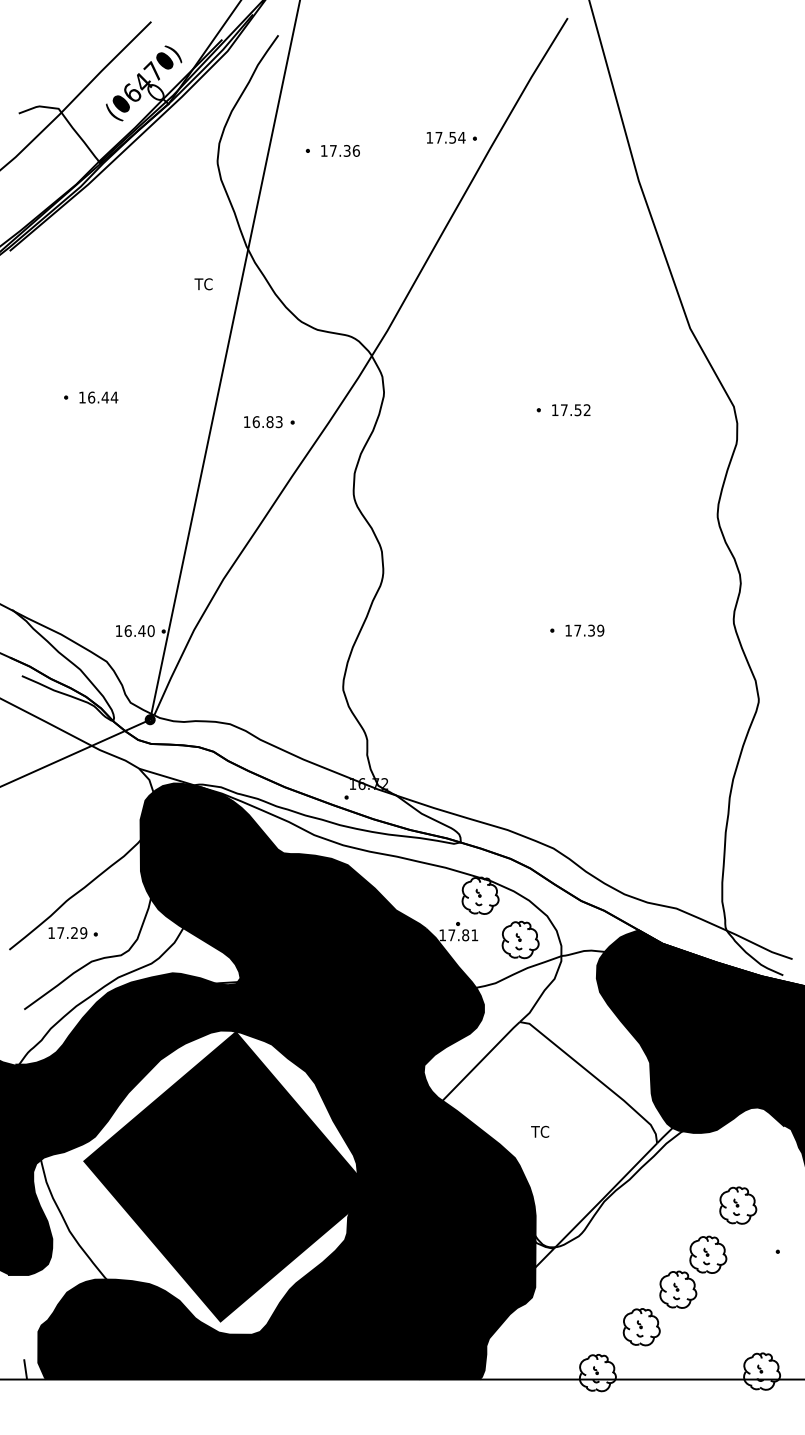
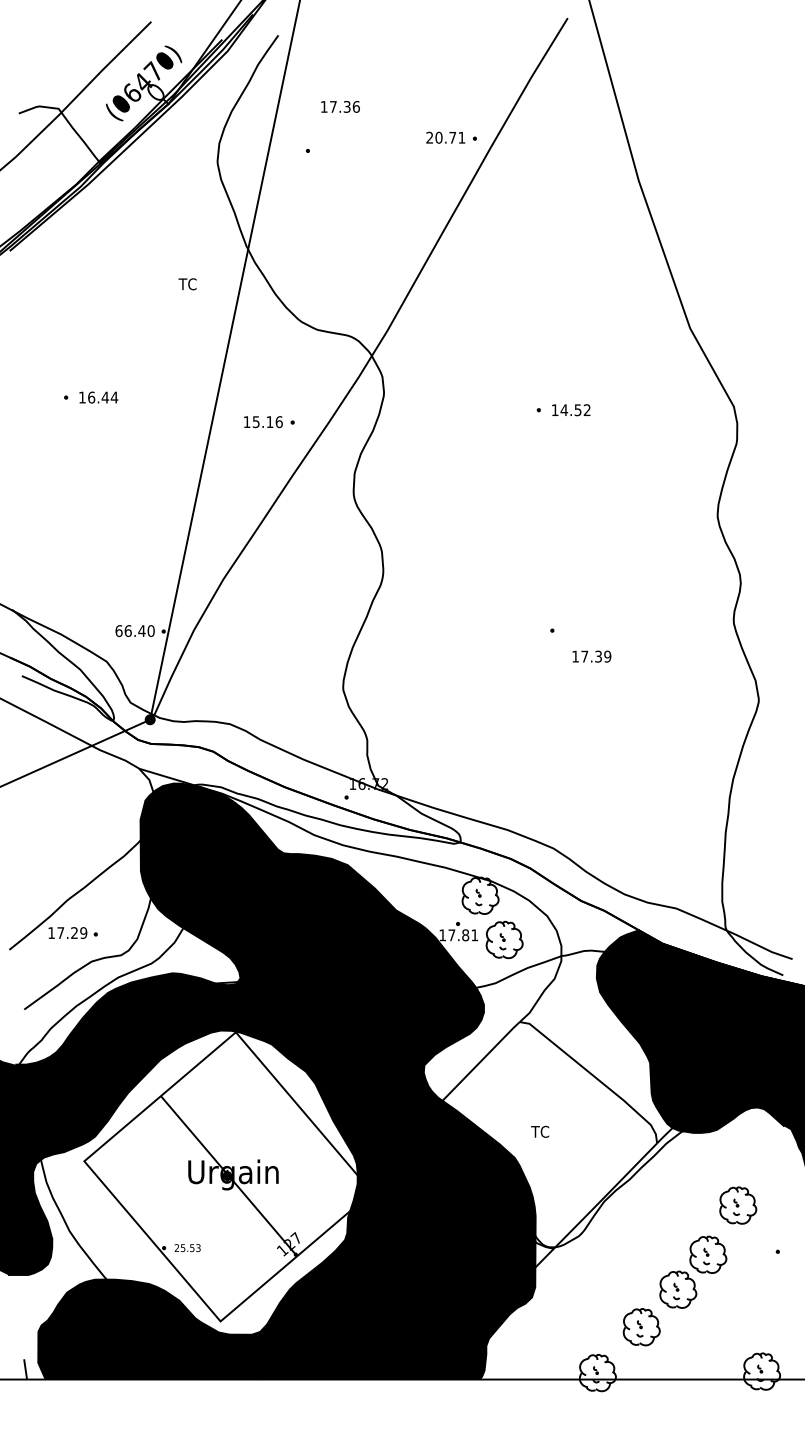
text: 17.54 -> 20.71 (445, 137)
text position: (340, 150) -> (340, 106) (340, 106)
text position: (203, 284) -> (187, 284) (187, 284)
text: 17.52 -> 14.52 (564, 409)
text: 16.83 -> 15.16 (267, 422)
text position: (584, 630) -> (591, 656) (591, 656)
text: 16.40 -> 66.40 (118, 631)
part position: (520, 939) -> (504, 939) (504, 939)
fill: present -> none (228, 1176)
